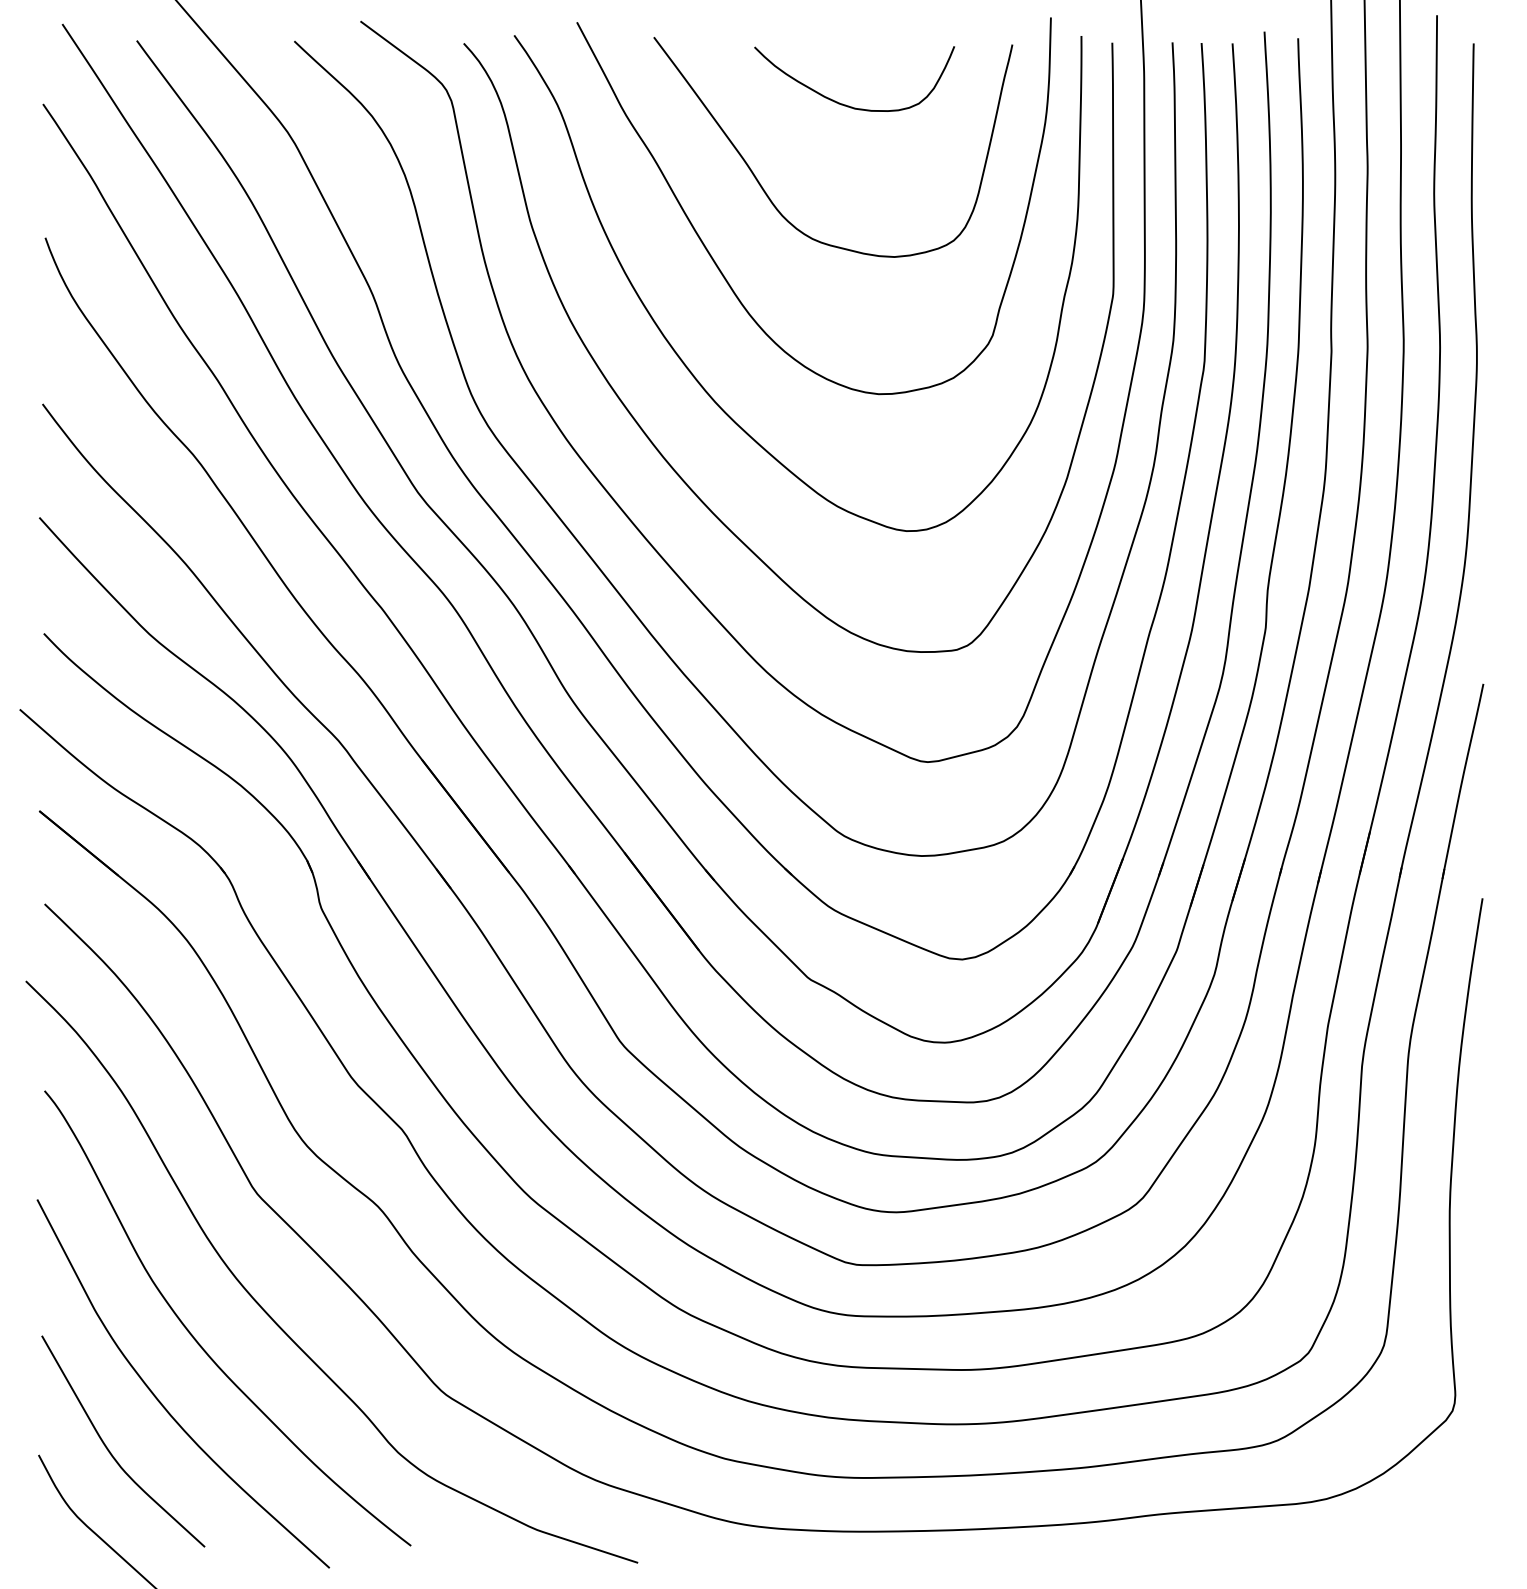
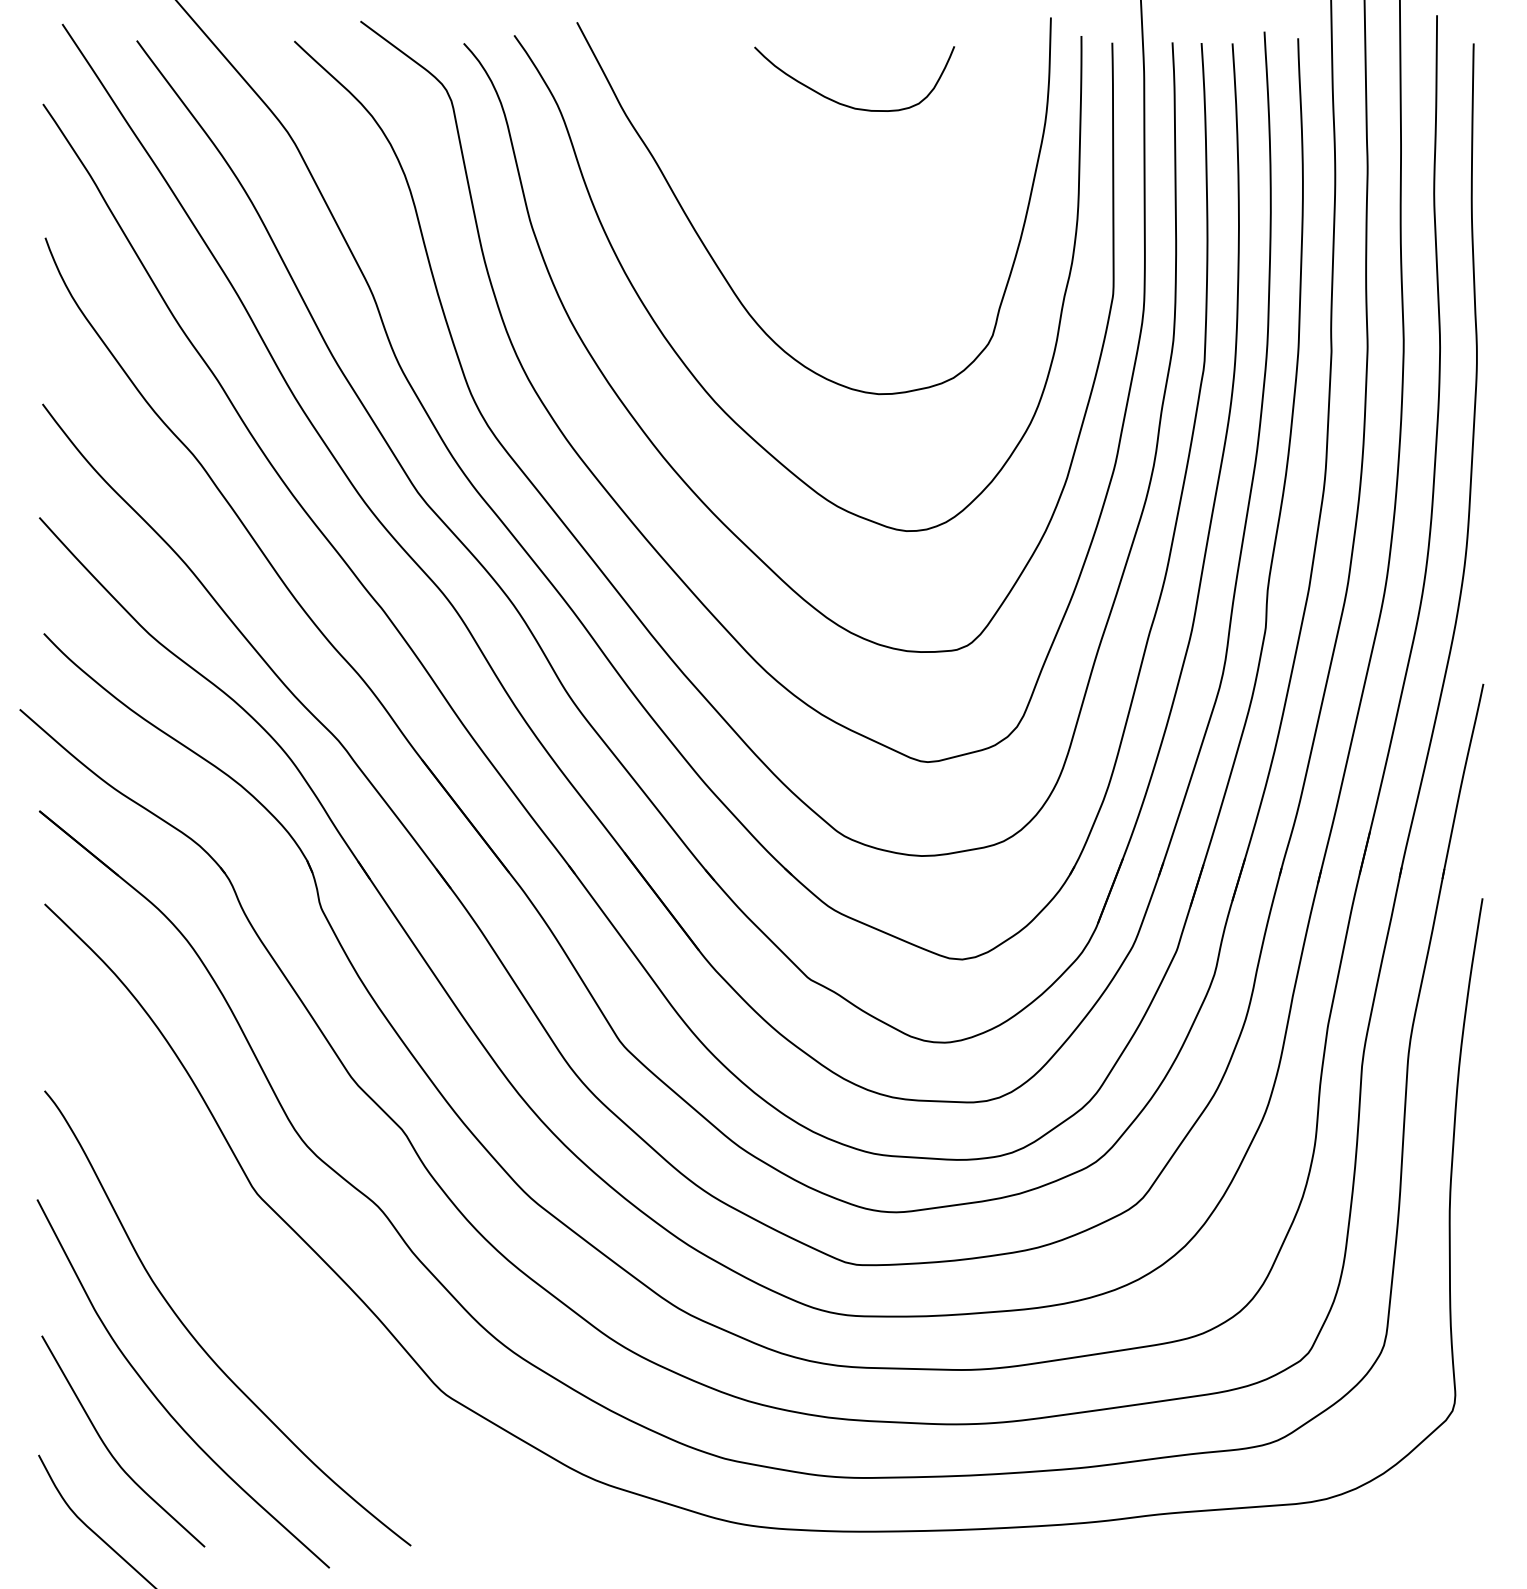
curve: present -> none (766, 192)
curve: present -> none (278, 1324)
